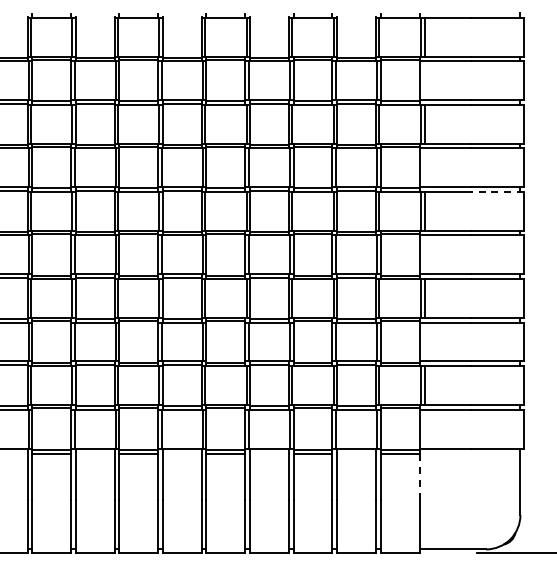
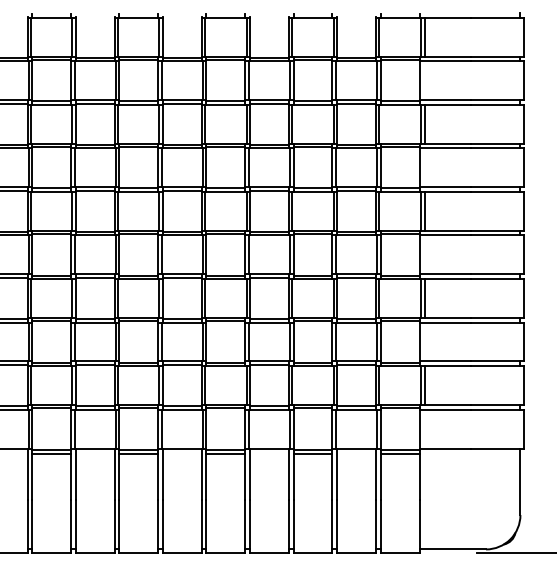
line: dashed -> solid (497, 191)
line: dashed -> solid (419, 477)
